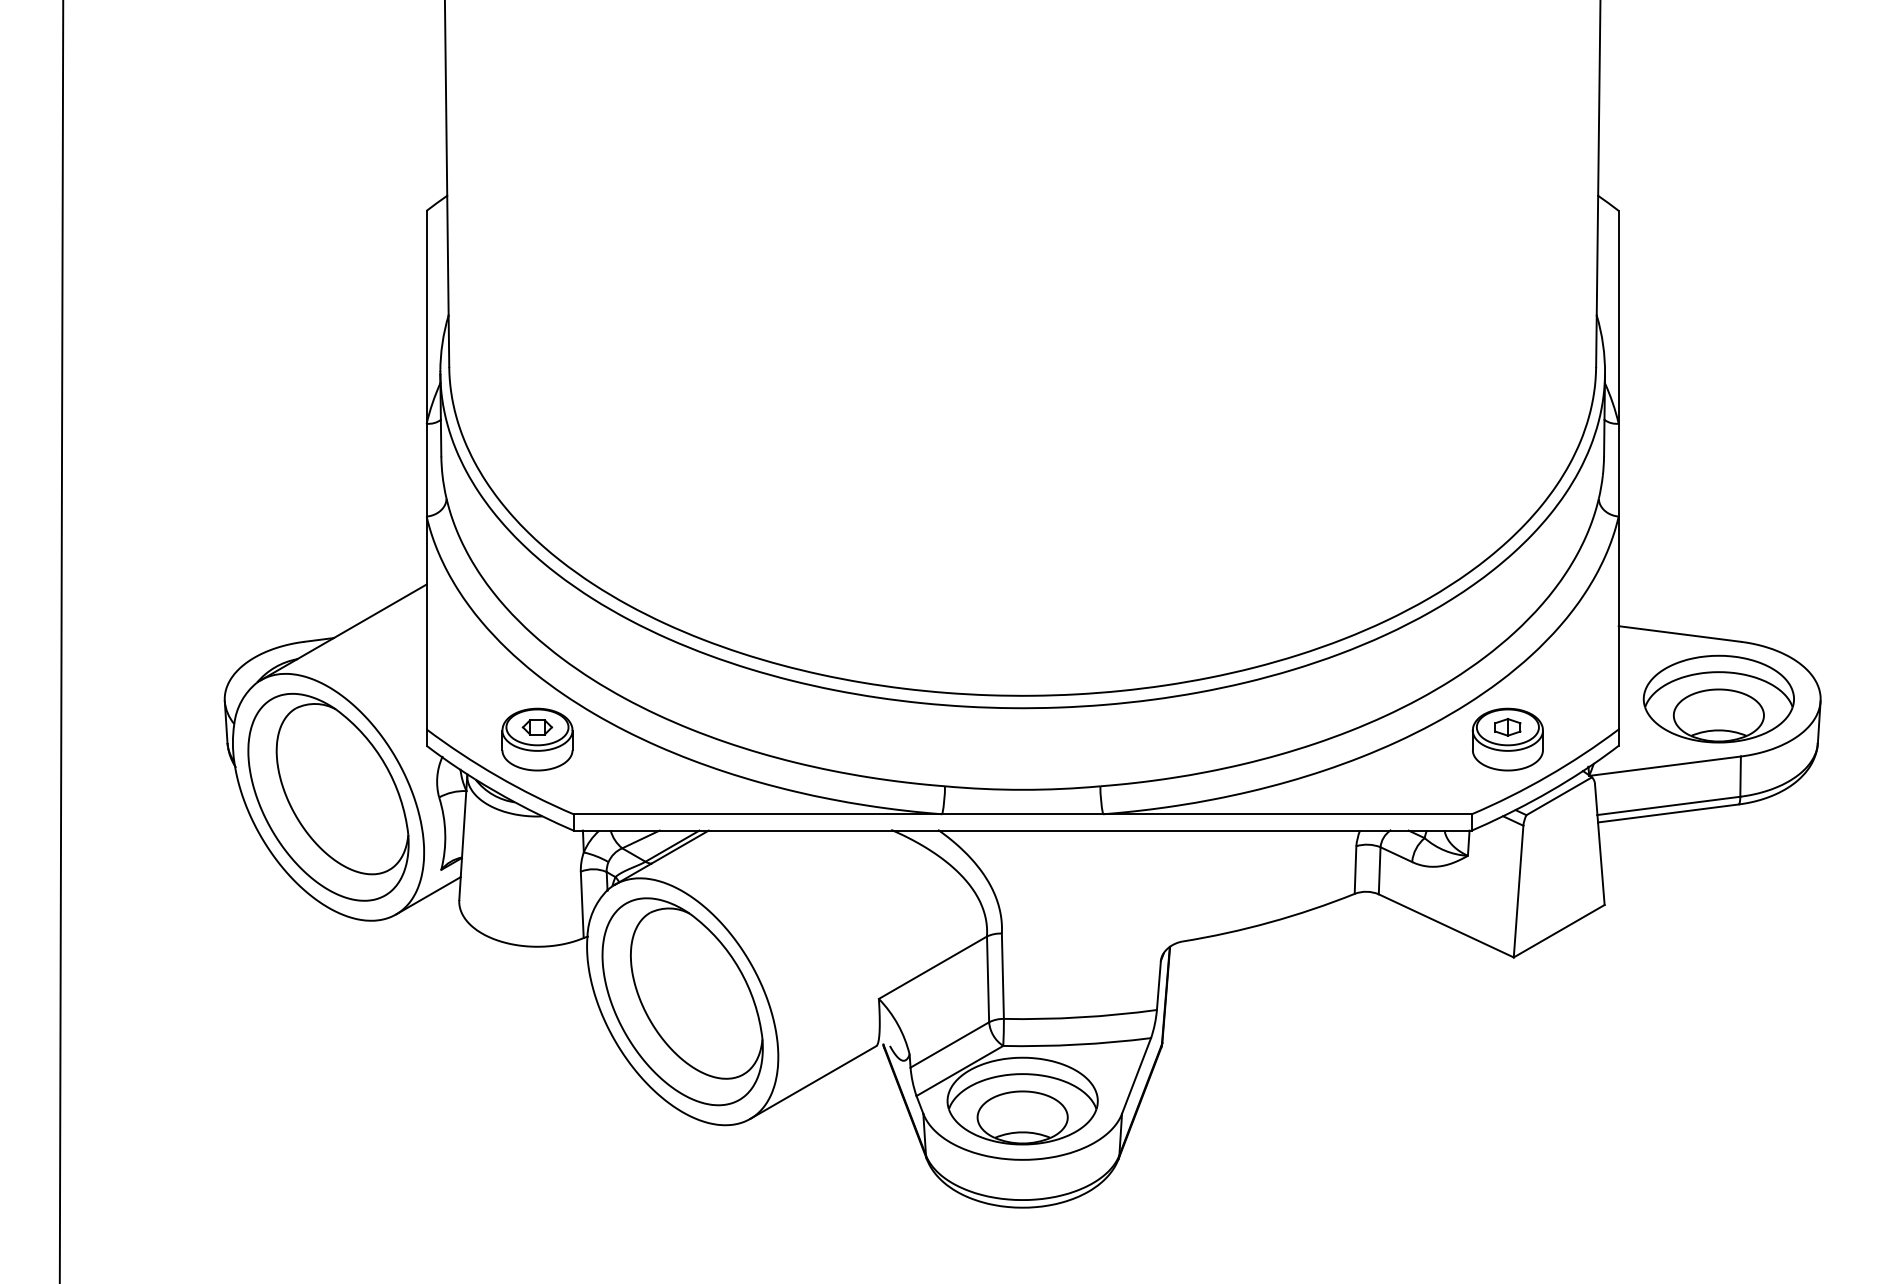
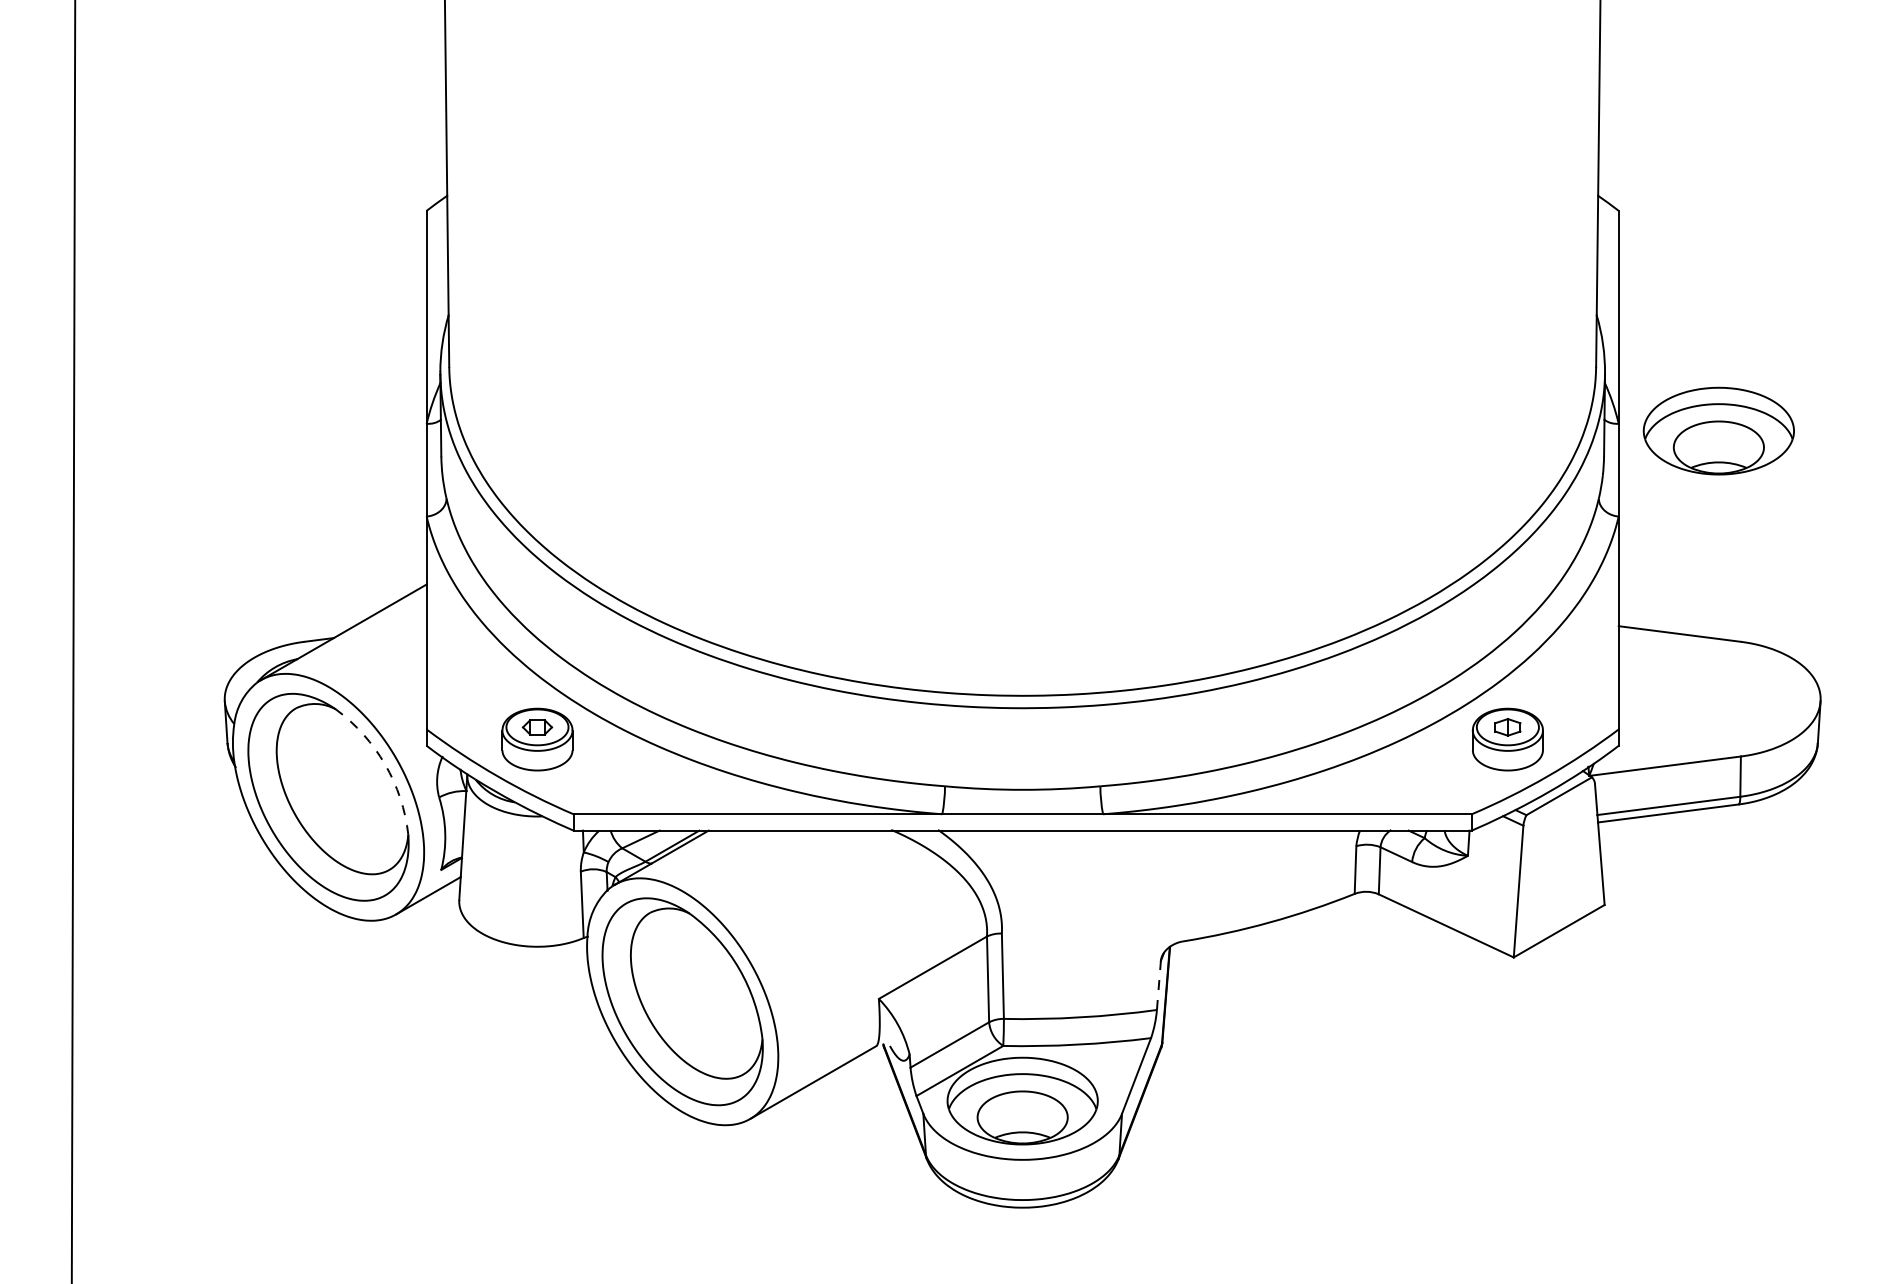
line position: (61, 641) -> (73, 641) (73, 641)
part position: (1718, 698) -> (1718, 430) (1718, 430)
arc: solid -> dashed (385, 764)
line: solid -> dashed (1158, 985)
